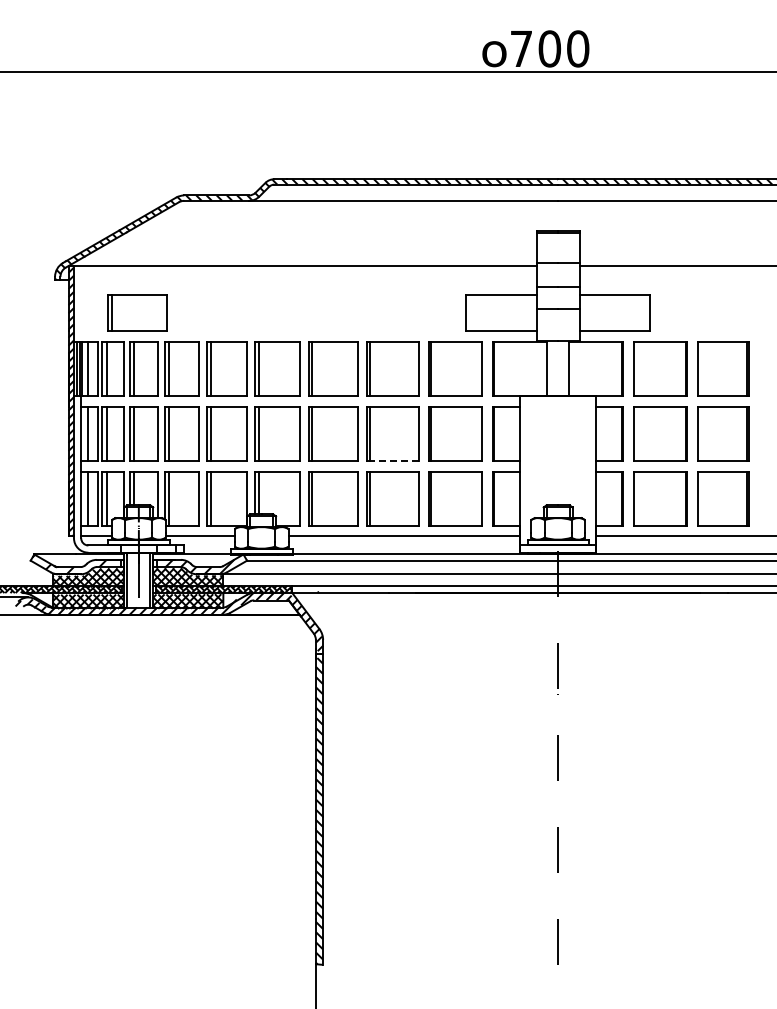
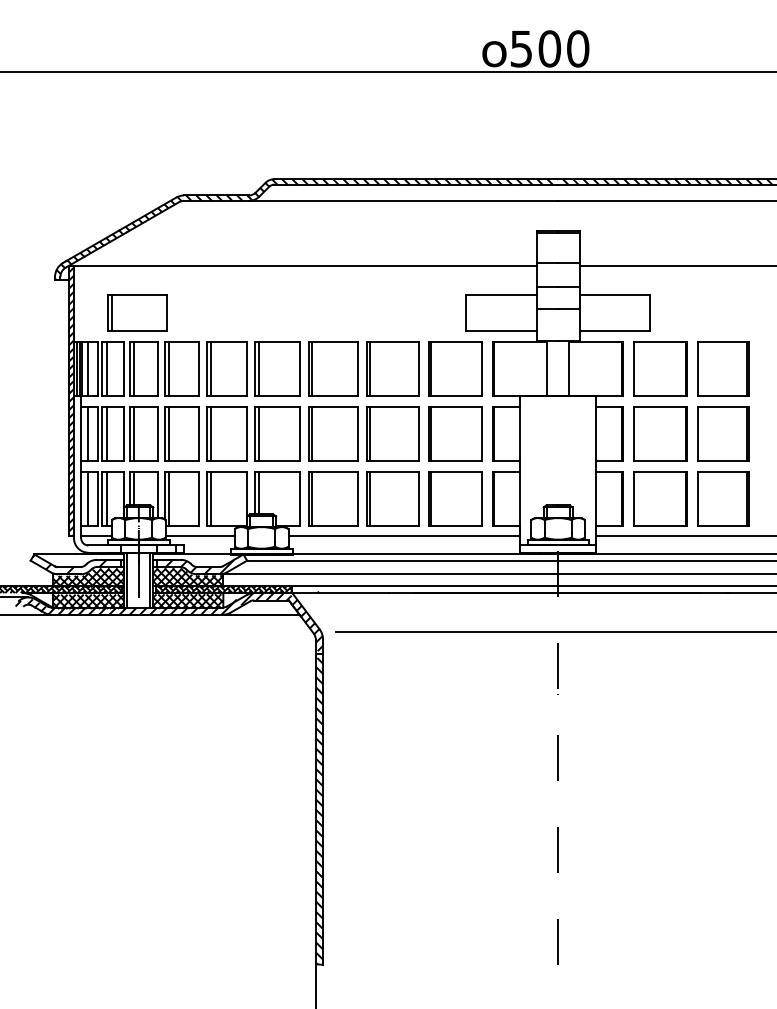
text: 700 -> 500 (520, 49)
line: dashed -> solid (394, 460)
line: none -> present (554, 631)
